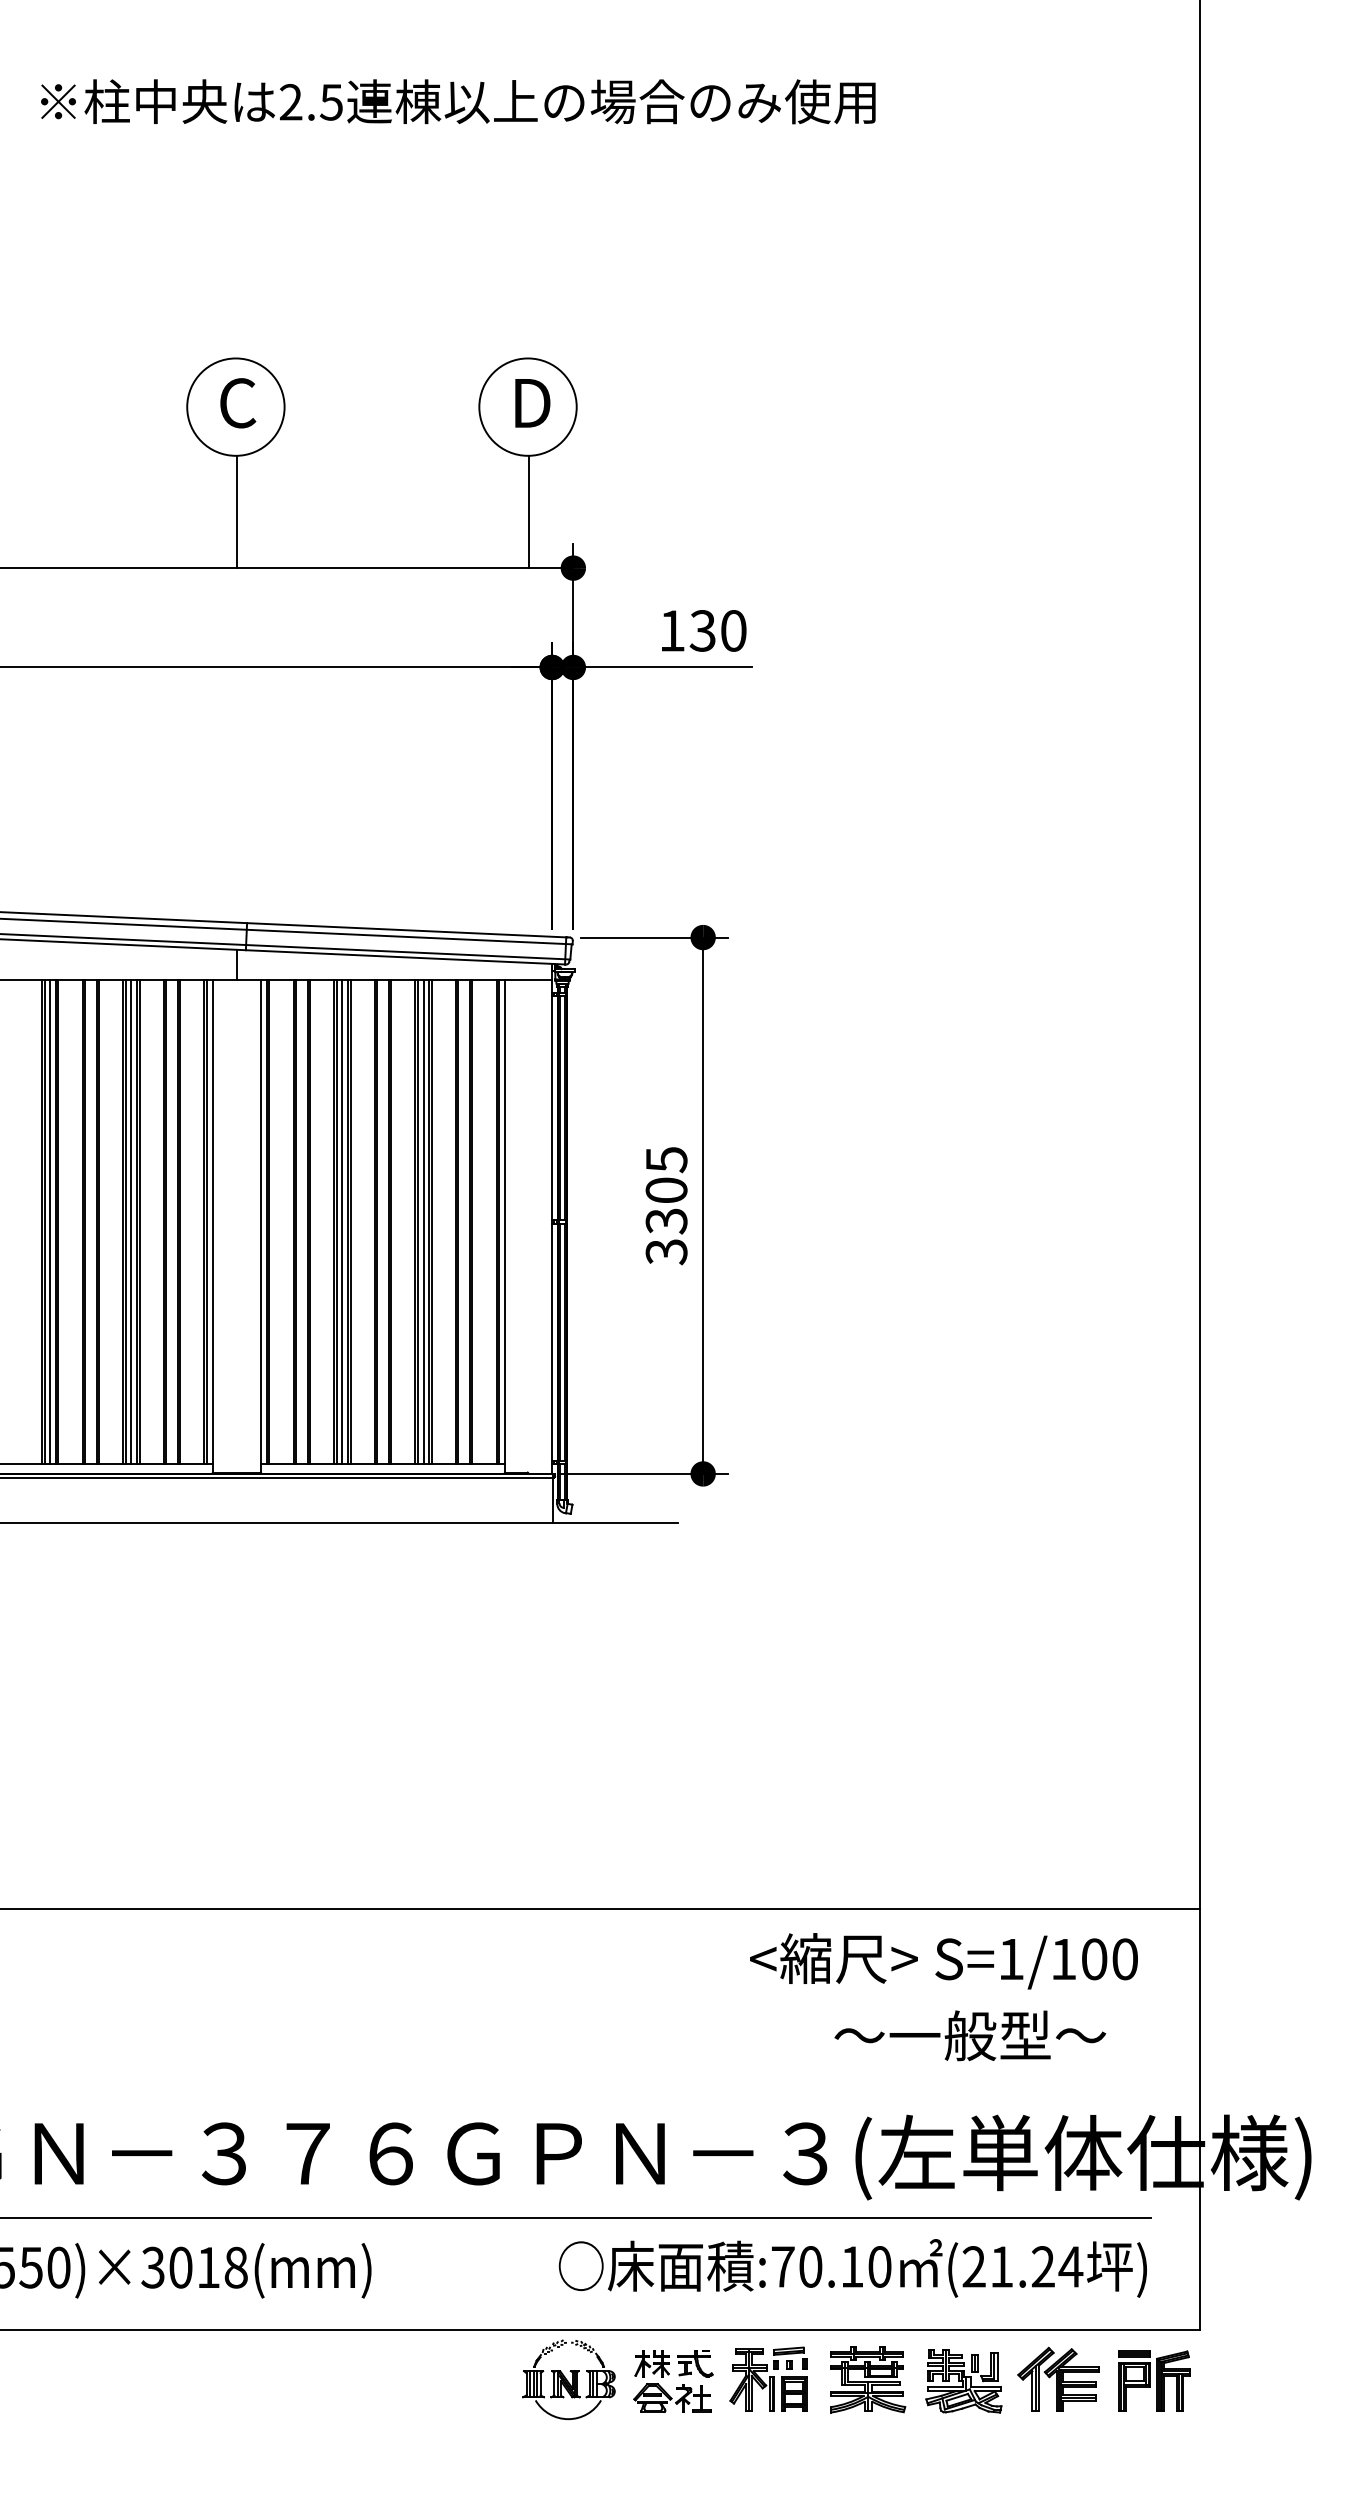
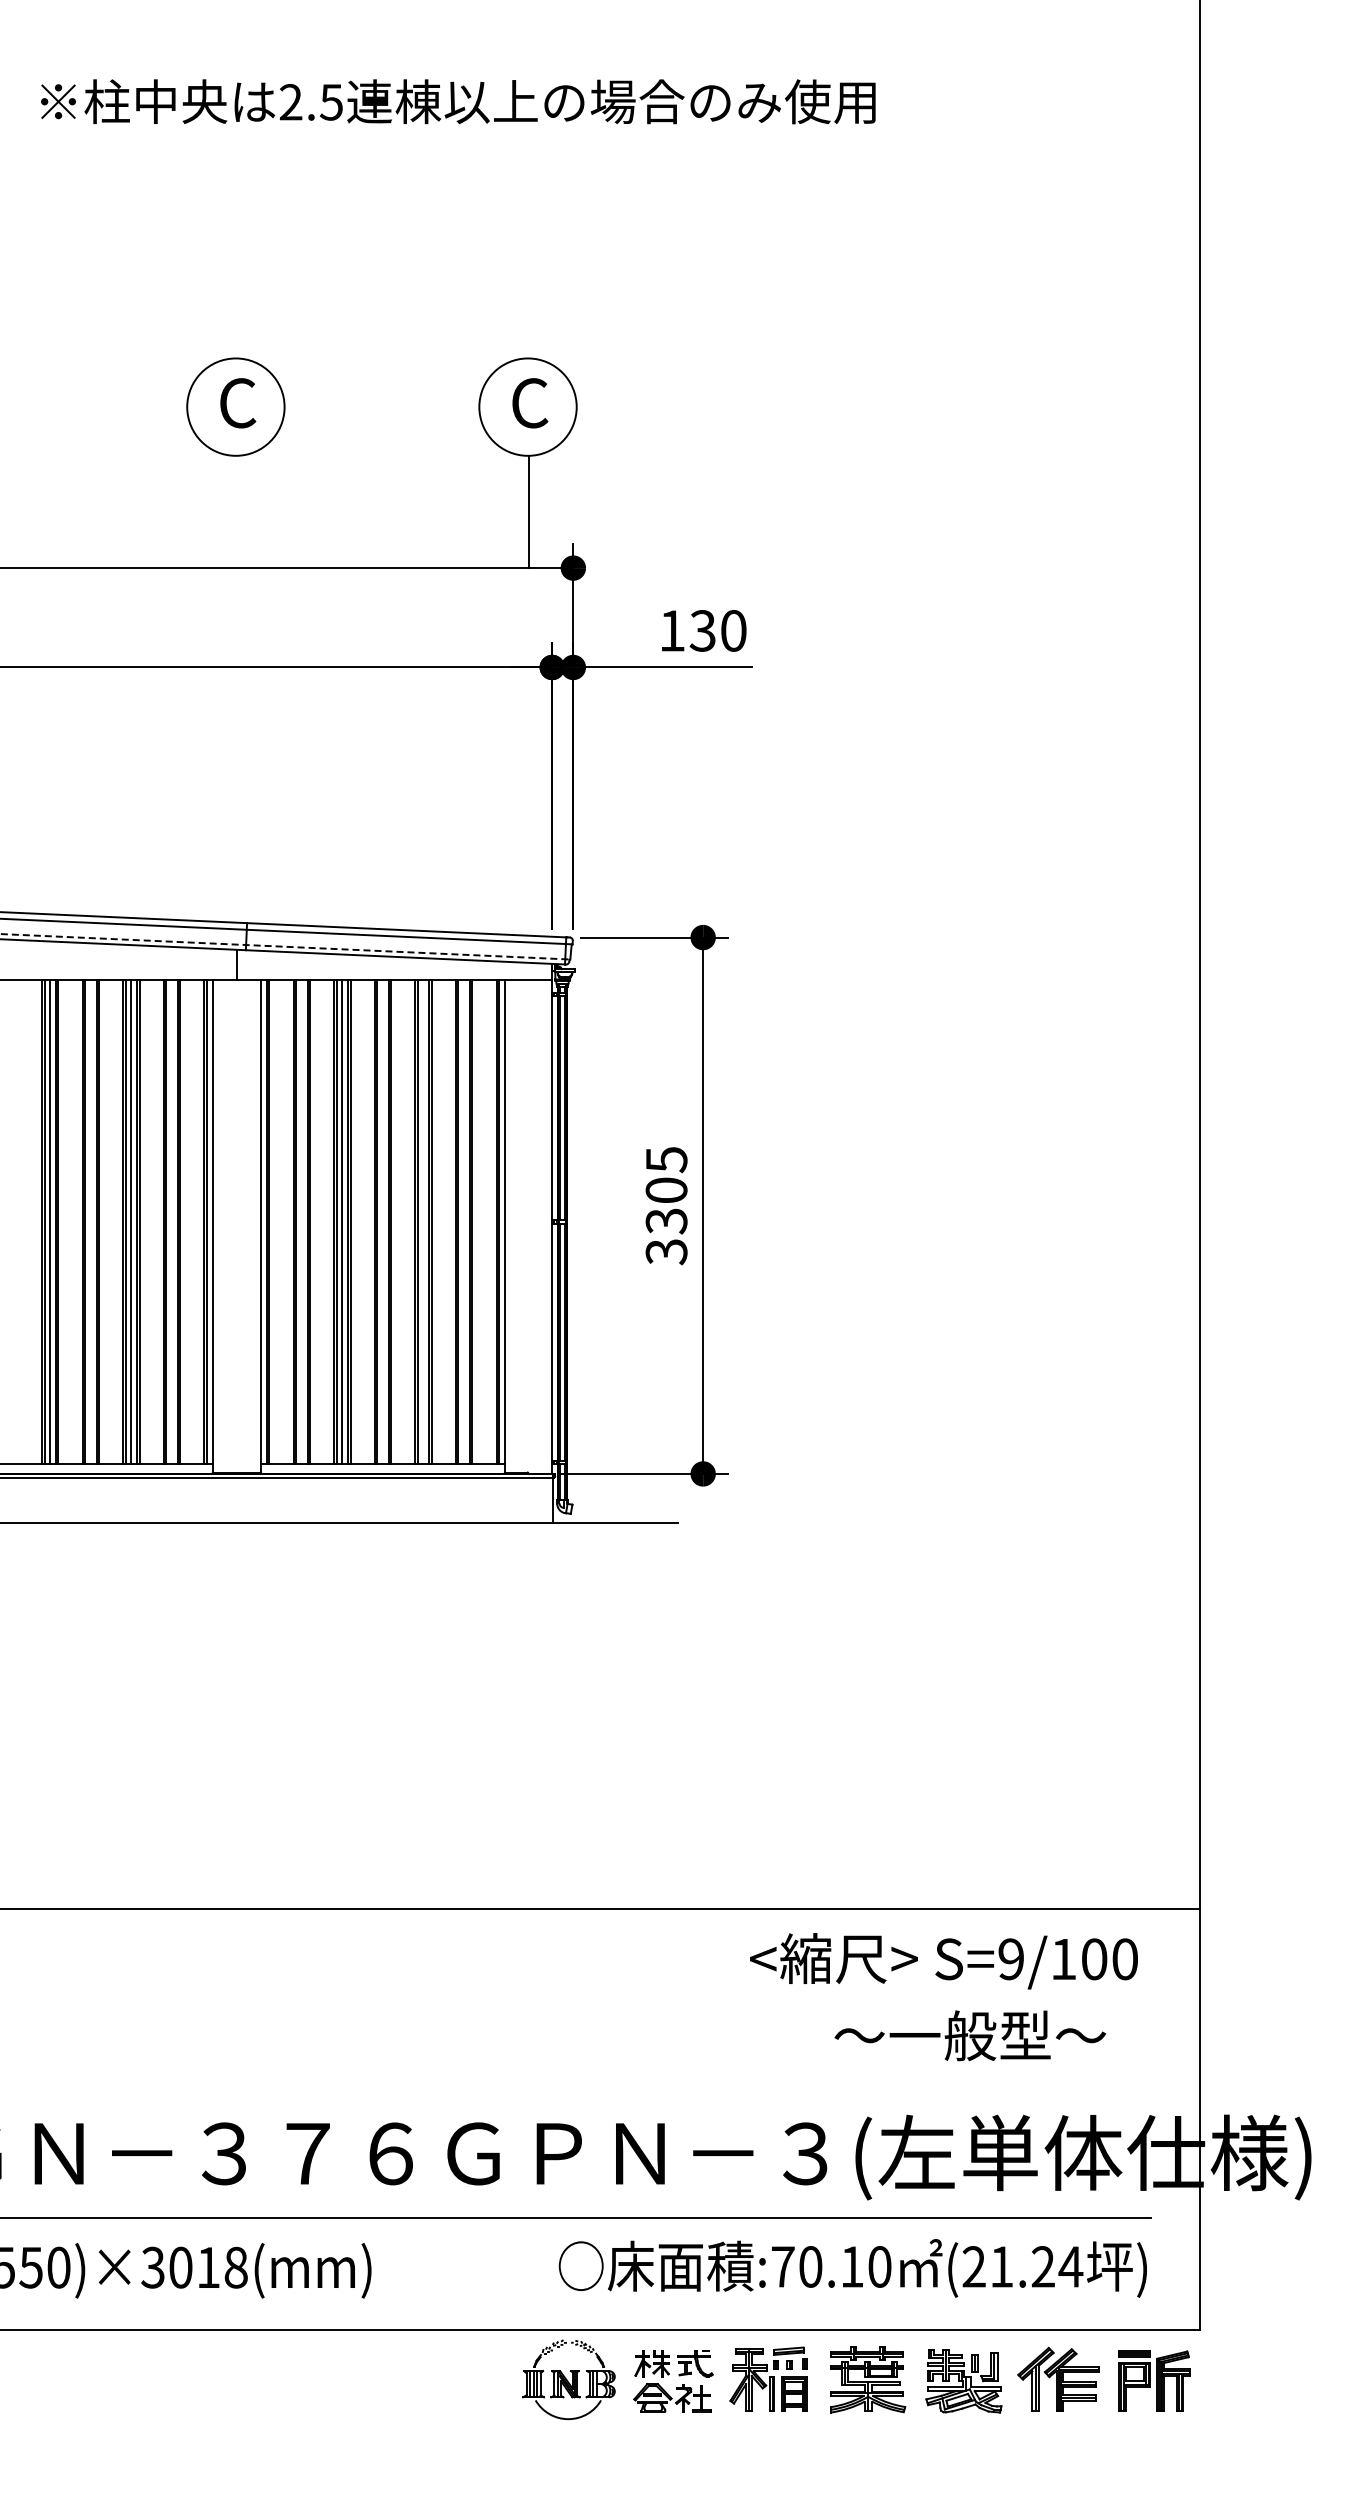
text: D -> C (531, 403)
line: present -> none (236, 511)
line: solid -> dashed (285, 946)
line: present -> none (423, 1221)
text: S=1/100 -> S=9/100 (1010, 1959)
